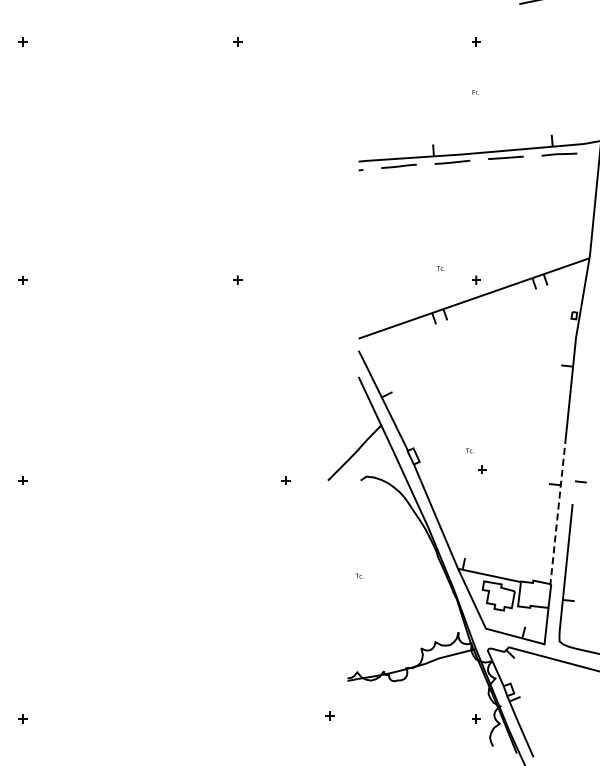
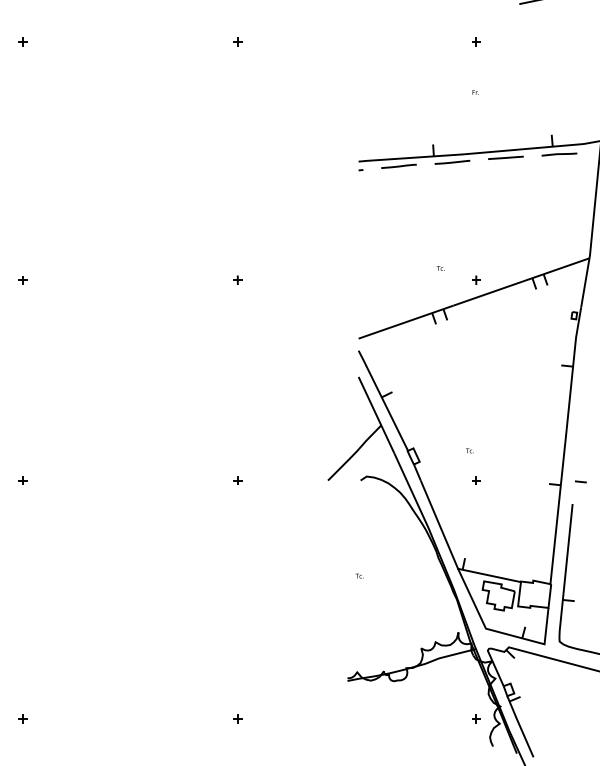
part position: (482, 469) -> (476, 480) (476, 480)
part position: (285, 480) -> (237, 480) (237, 480)
line: dashed -> solid (558, 511)
part position: (329, 715) -> (237, 718) (237, 718)
